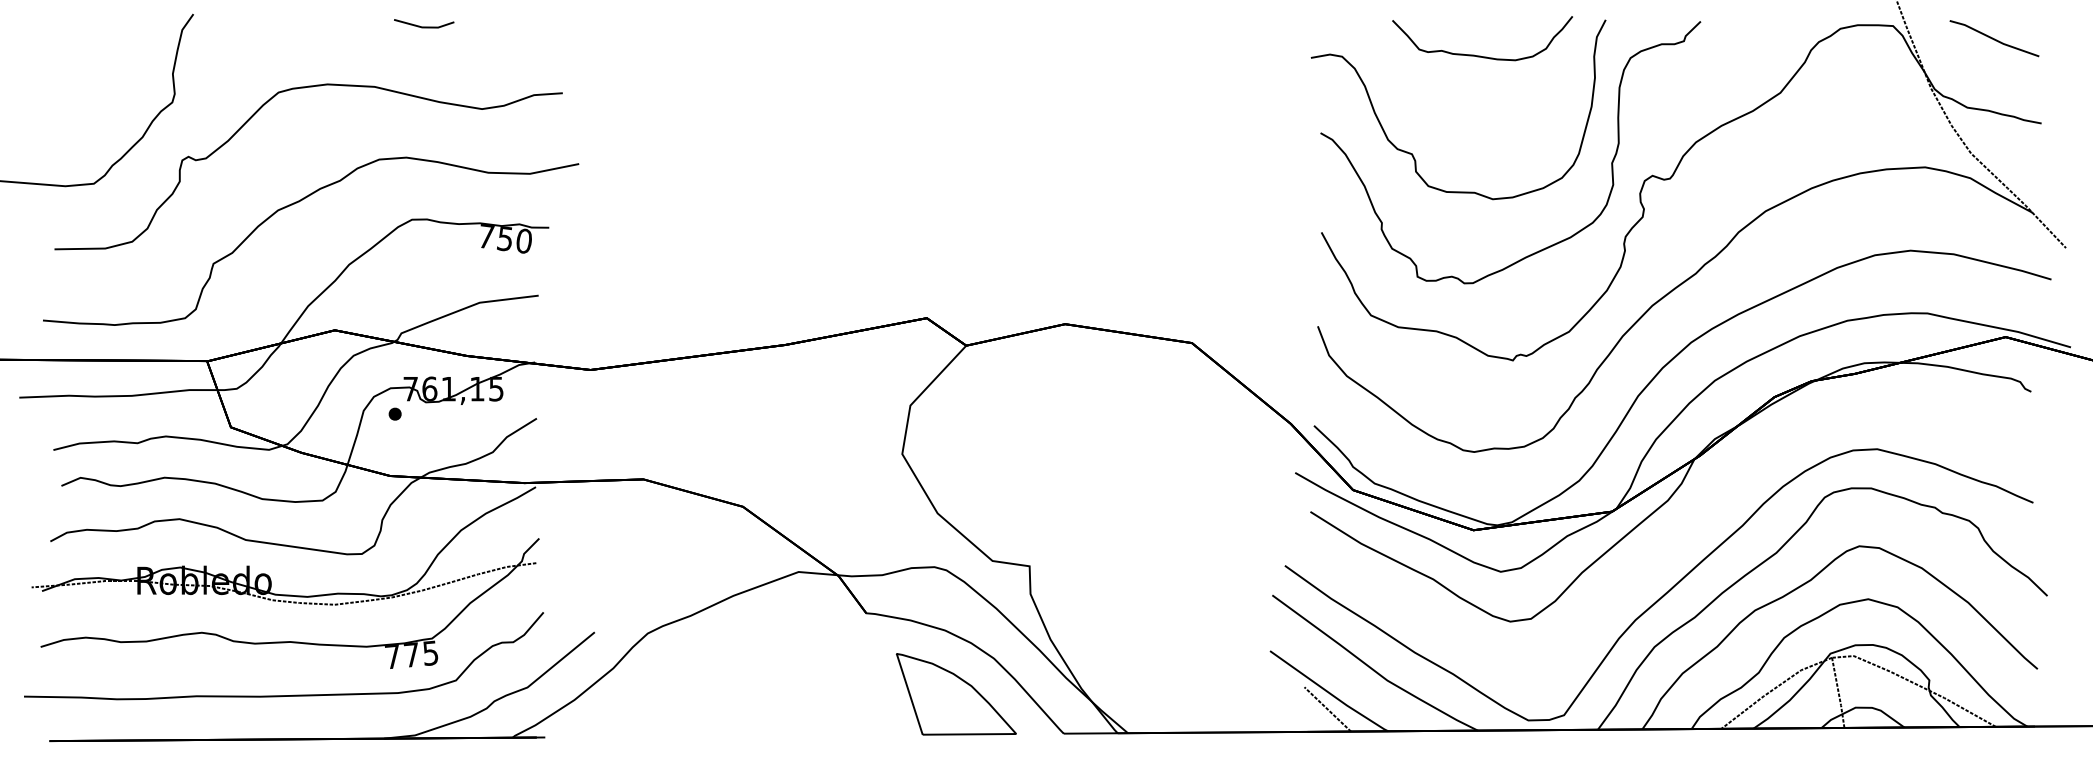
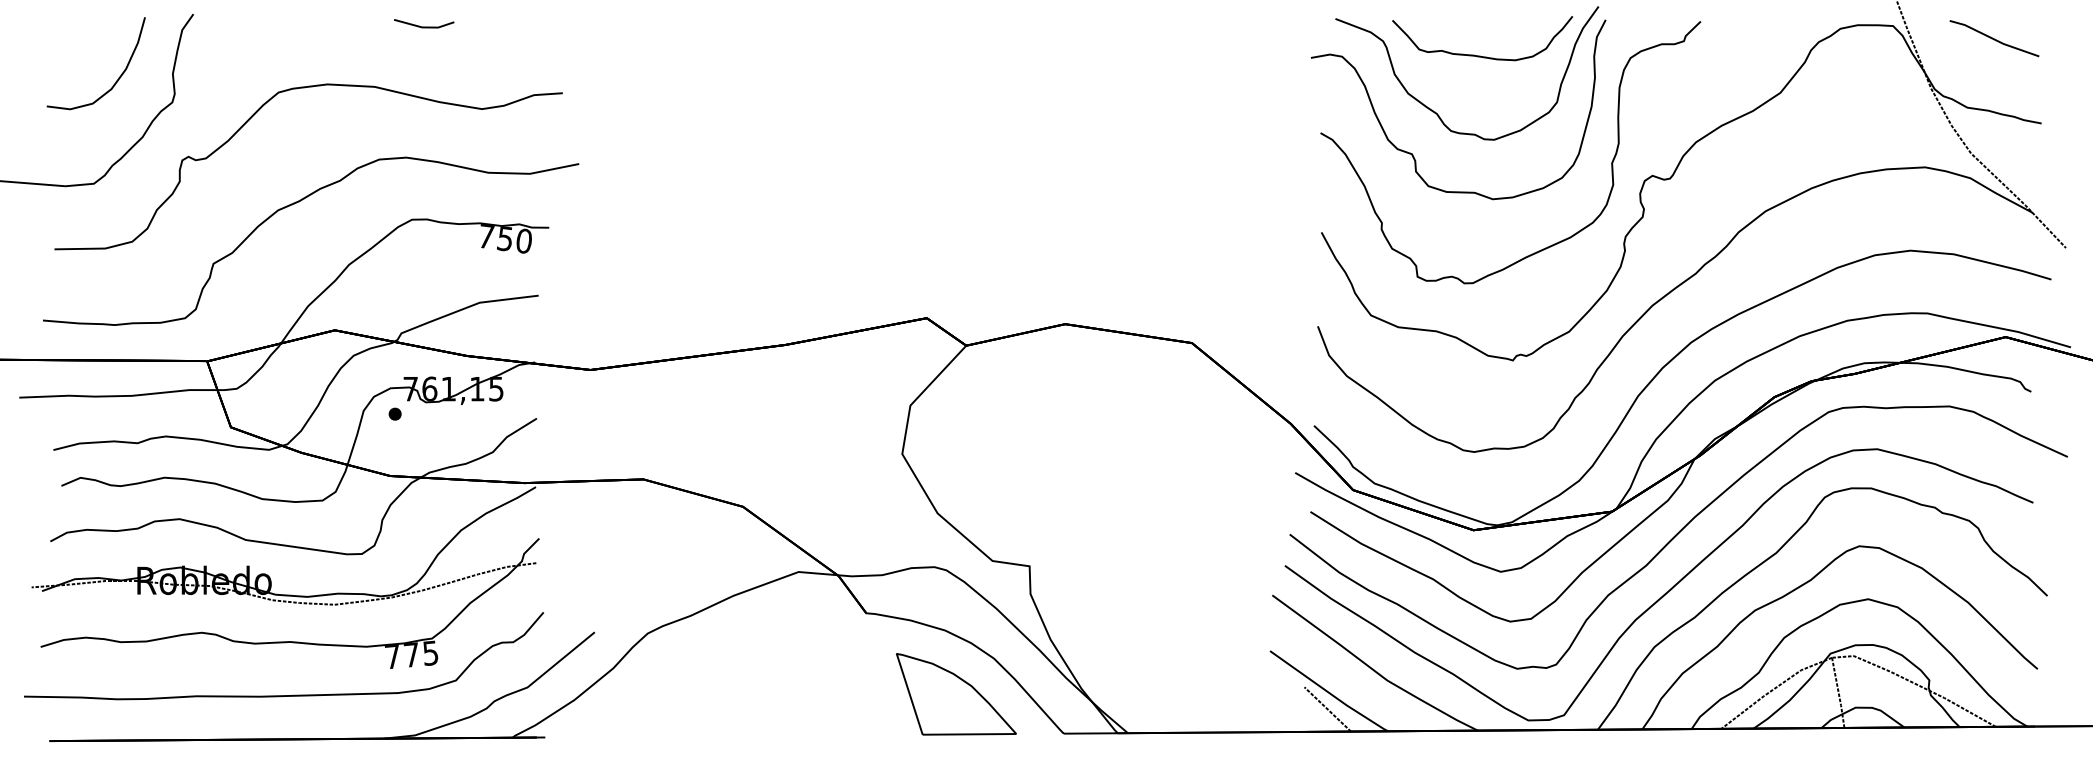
part: none -> present (115, 81)
part: none -> present (1435, 111)
part: none -> present (1678, 537)
